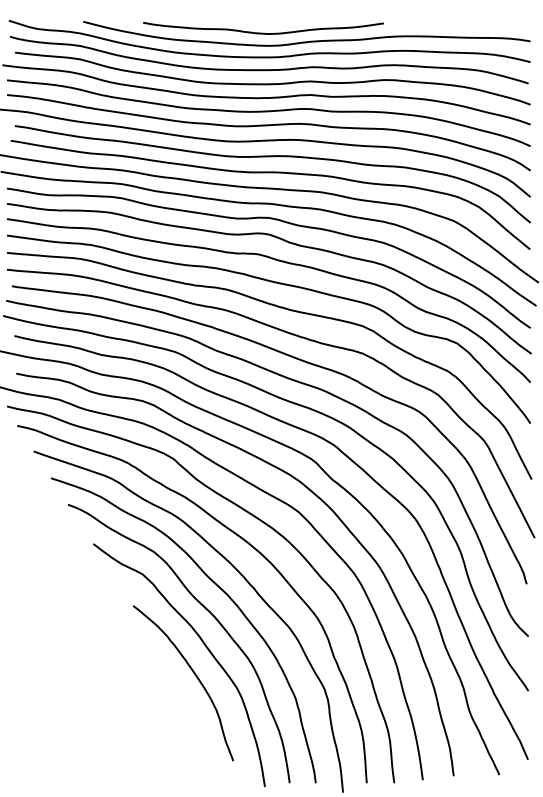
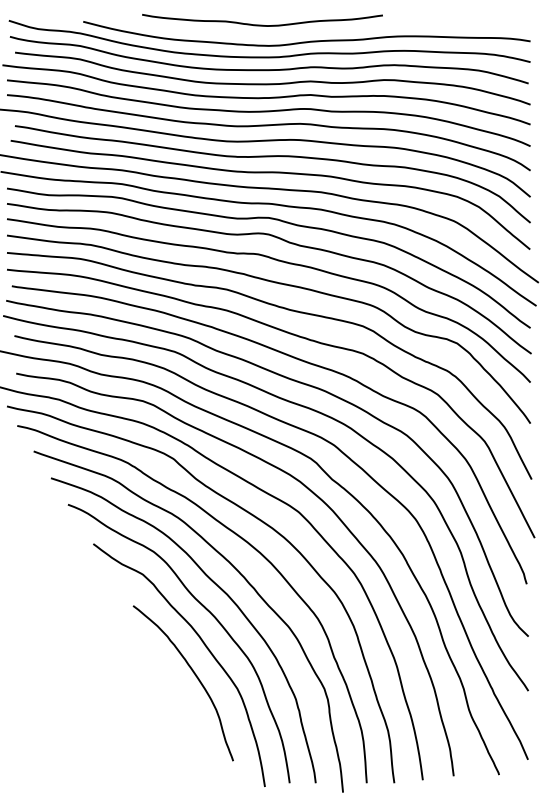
curve position: (263, 32) -> (262, 24) (262, 24)
